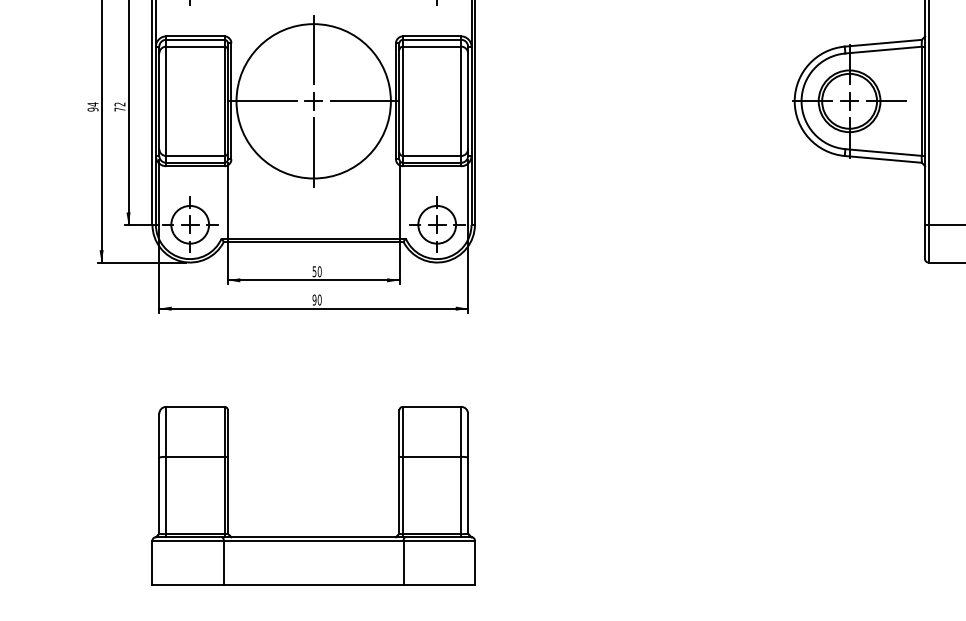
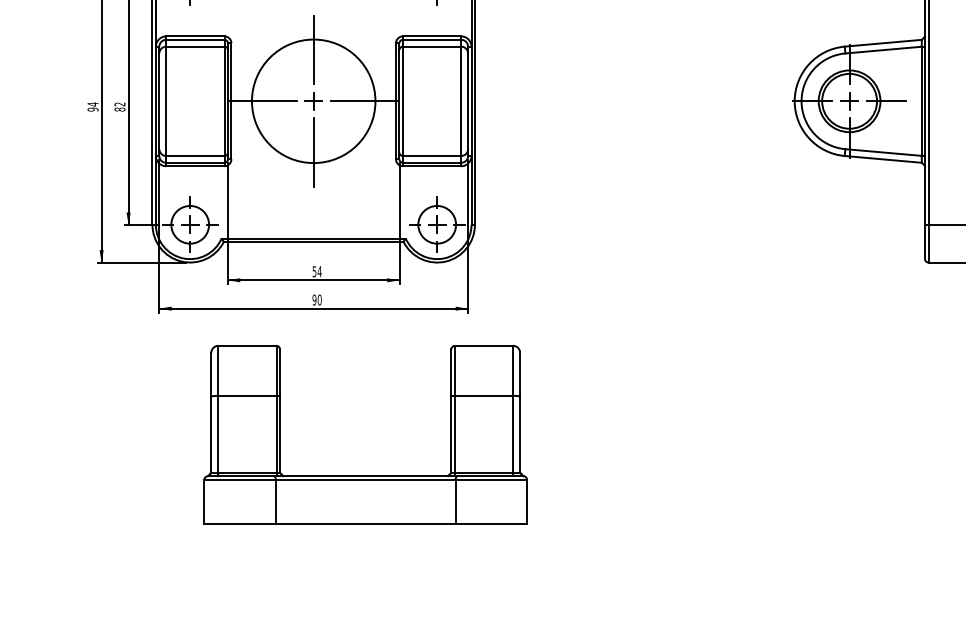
circle diameter: 154 px -> 123 px (313, 101)
text: 72 -> 82 (119, 109)
text: 50 -> 54 (319, 271)
part position: (313, 536) -> (365, 475) (365, 475)
